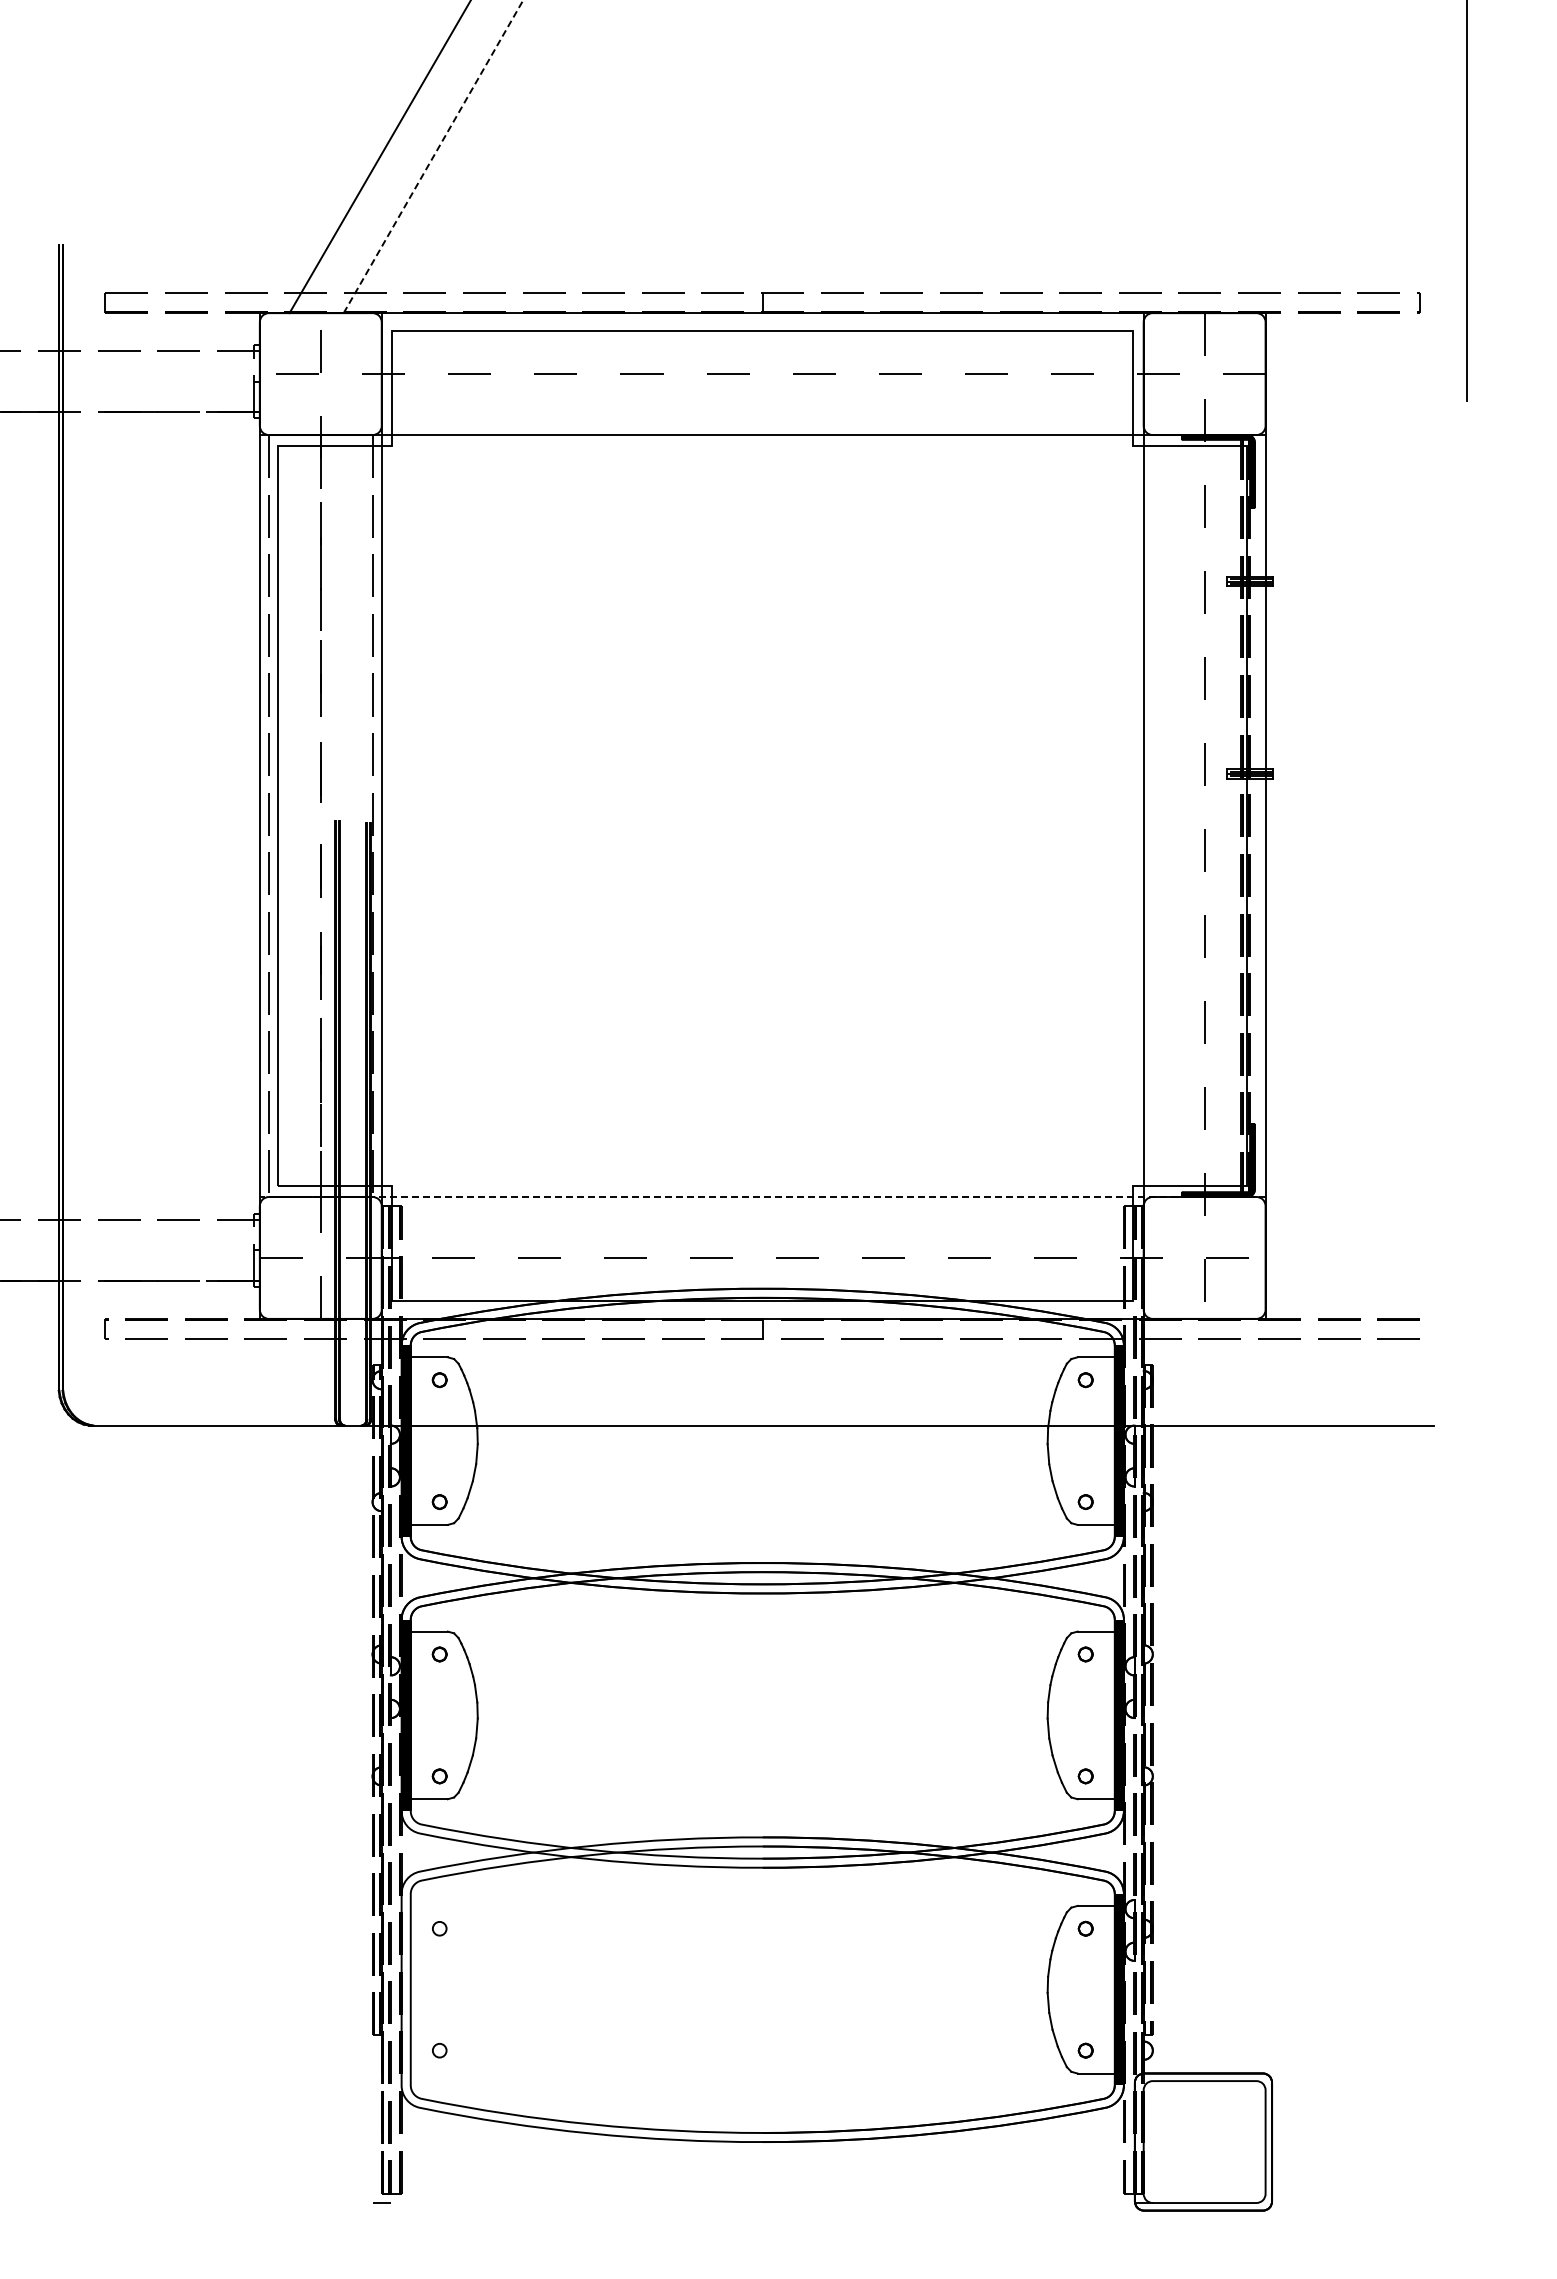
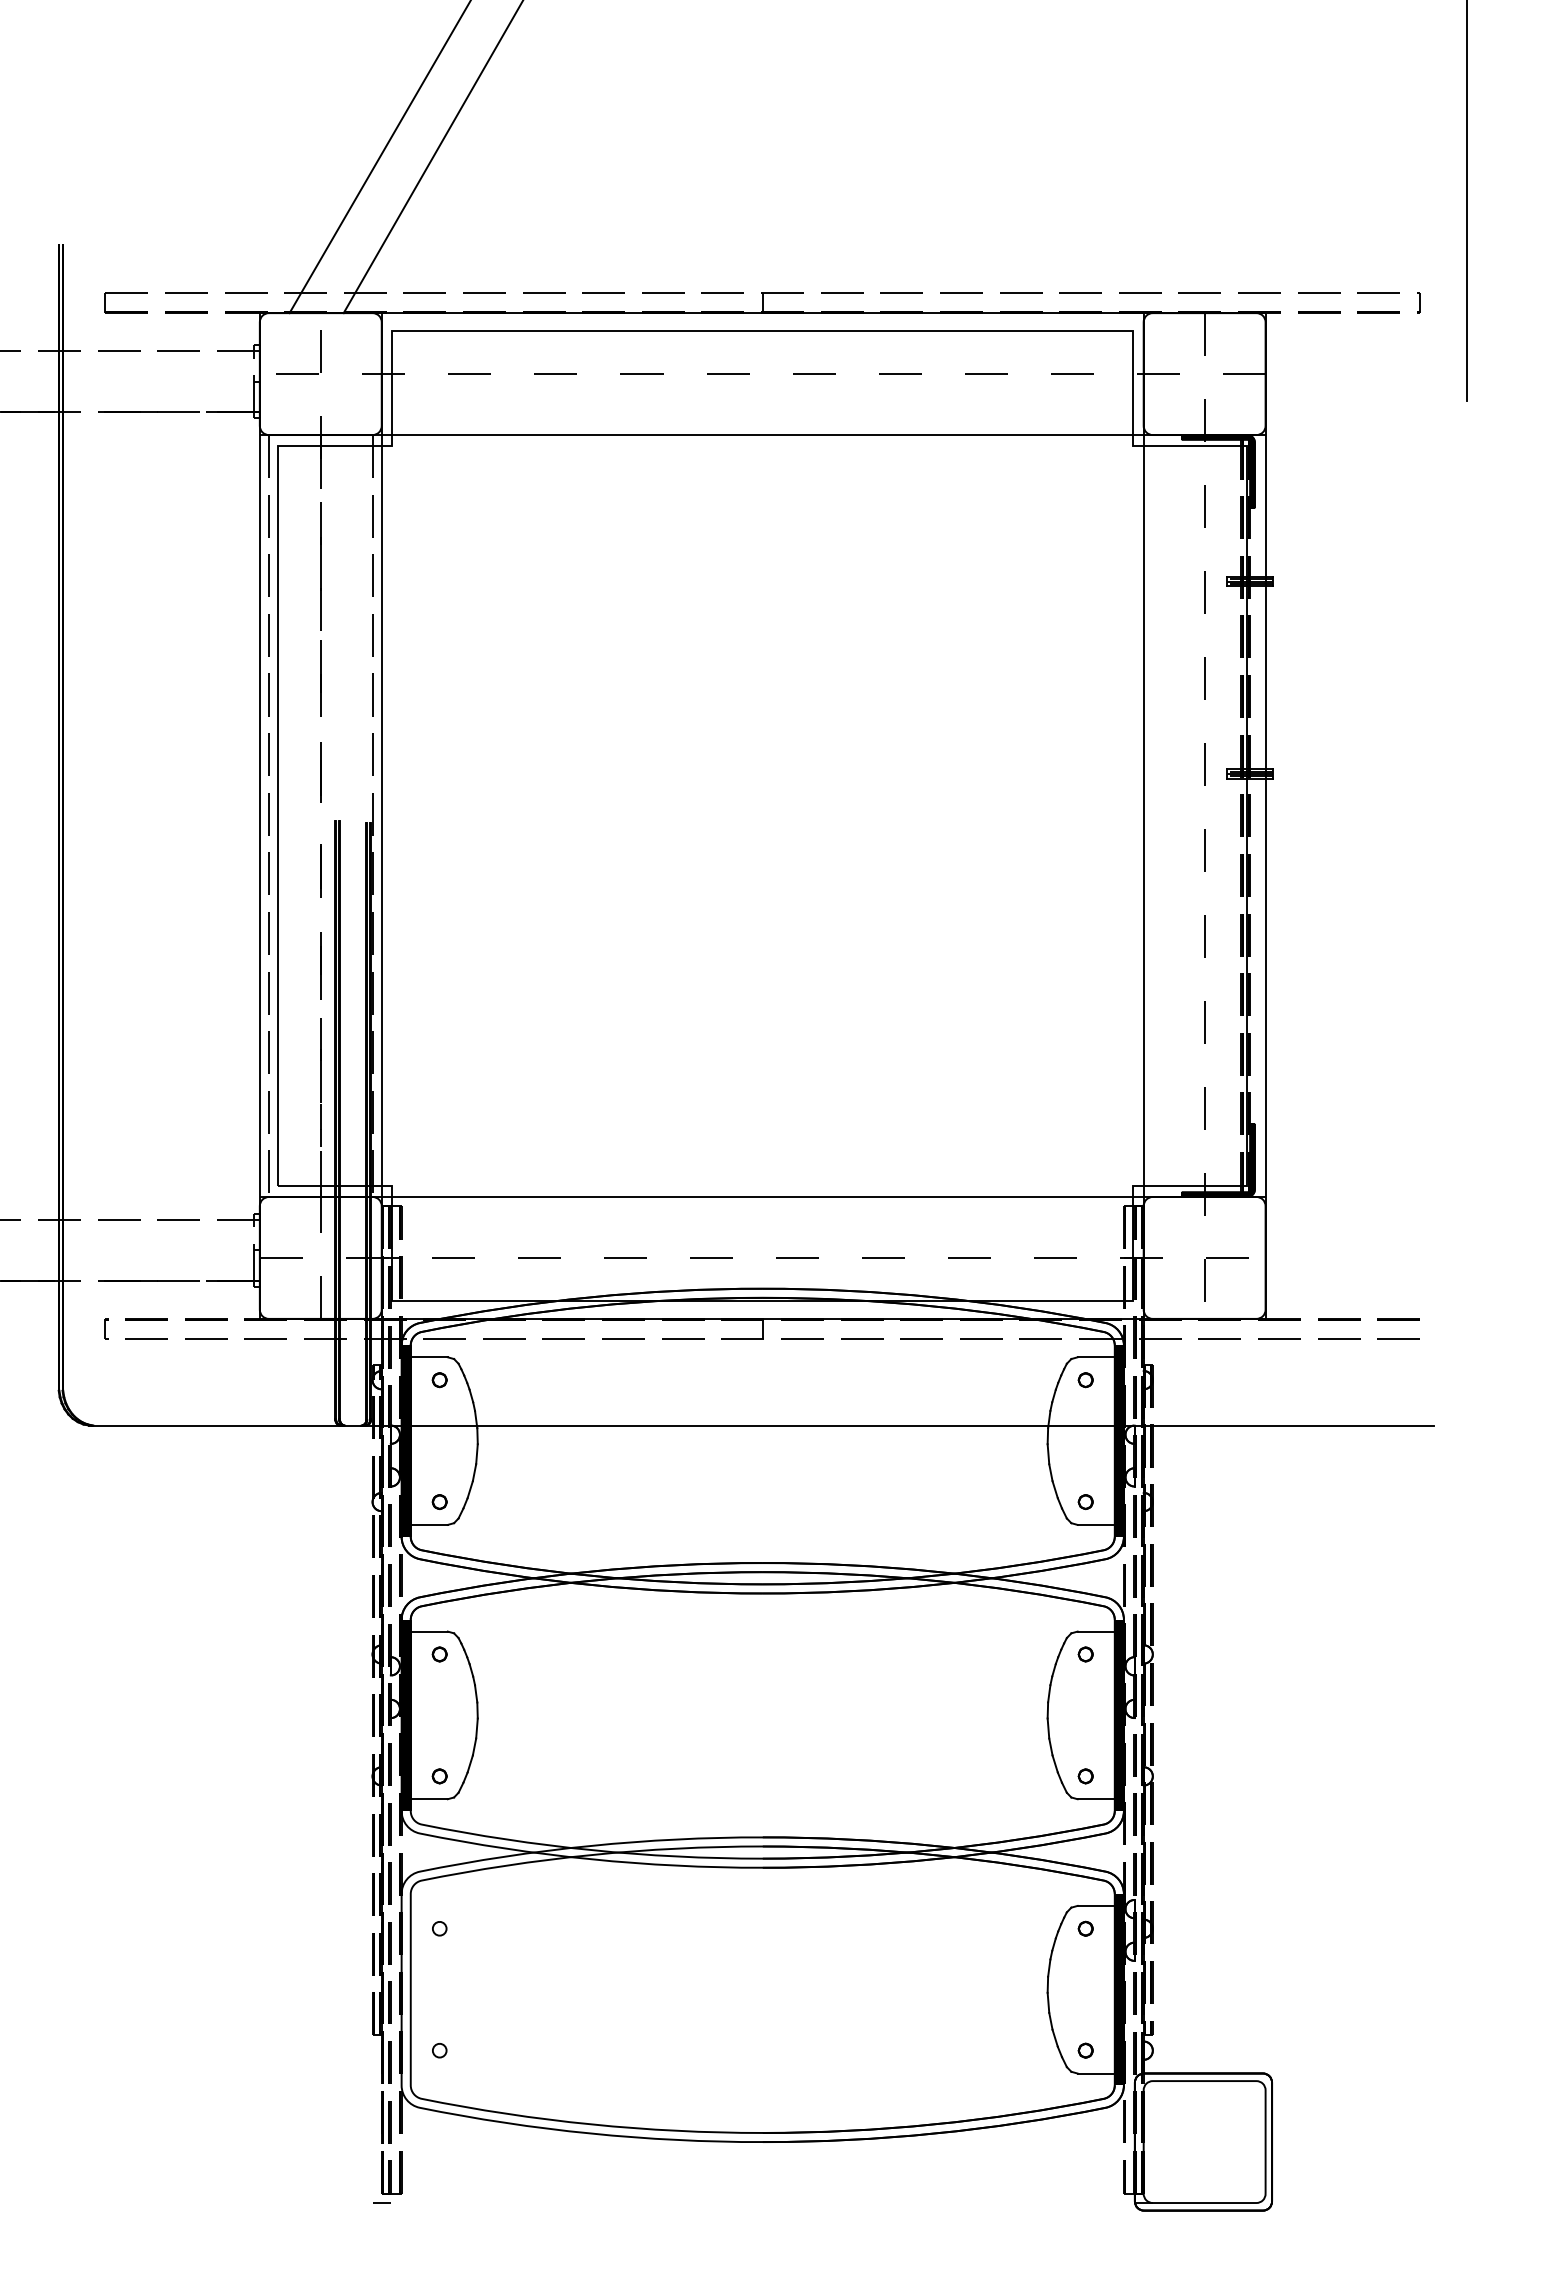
line: dashed -> solid (433, 156)
line: dashed -> solid (762, 1196)
